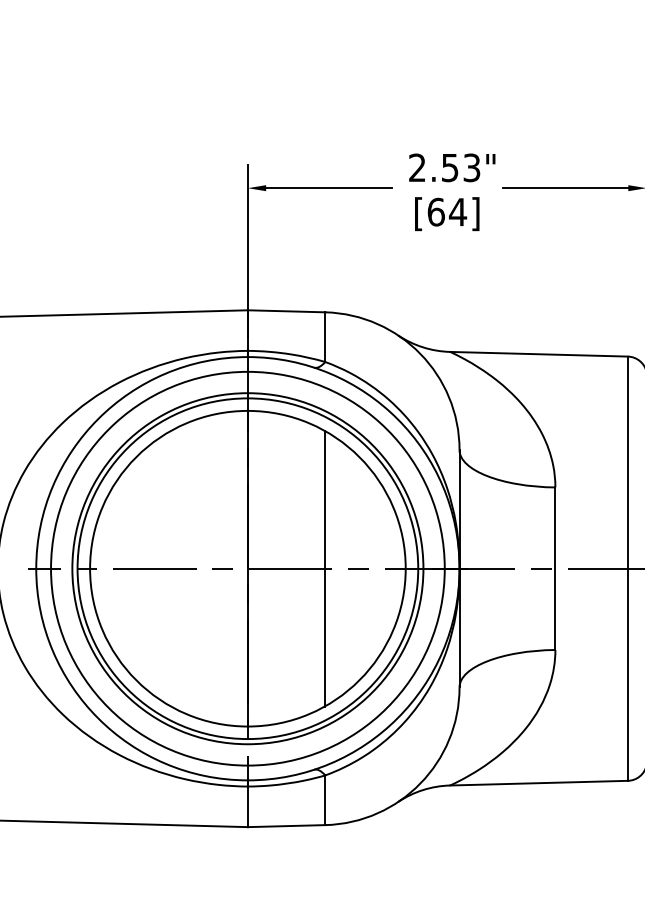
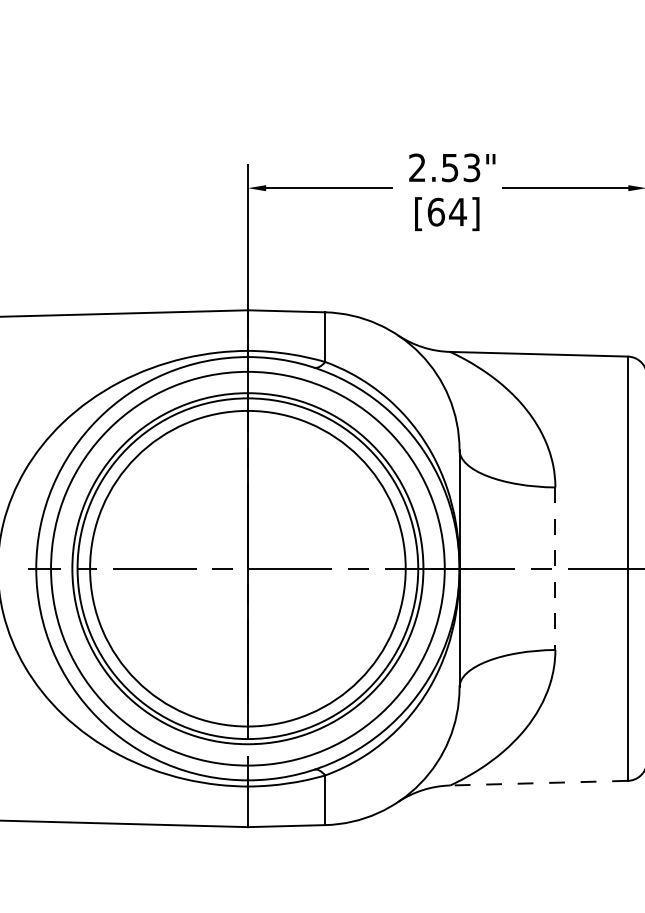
line: present -> none (324, 568)
line: solid -> dashed (555, 569)
line: solid -> dashed (539, 783)
